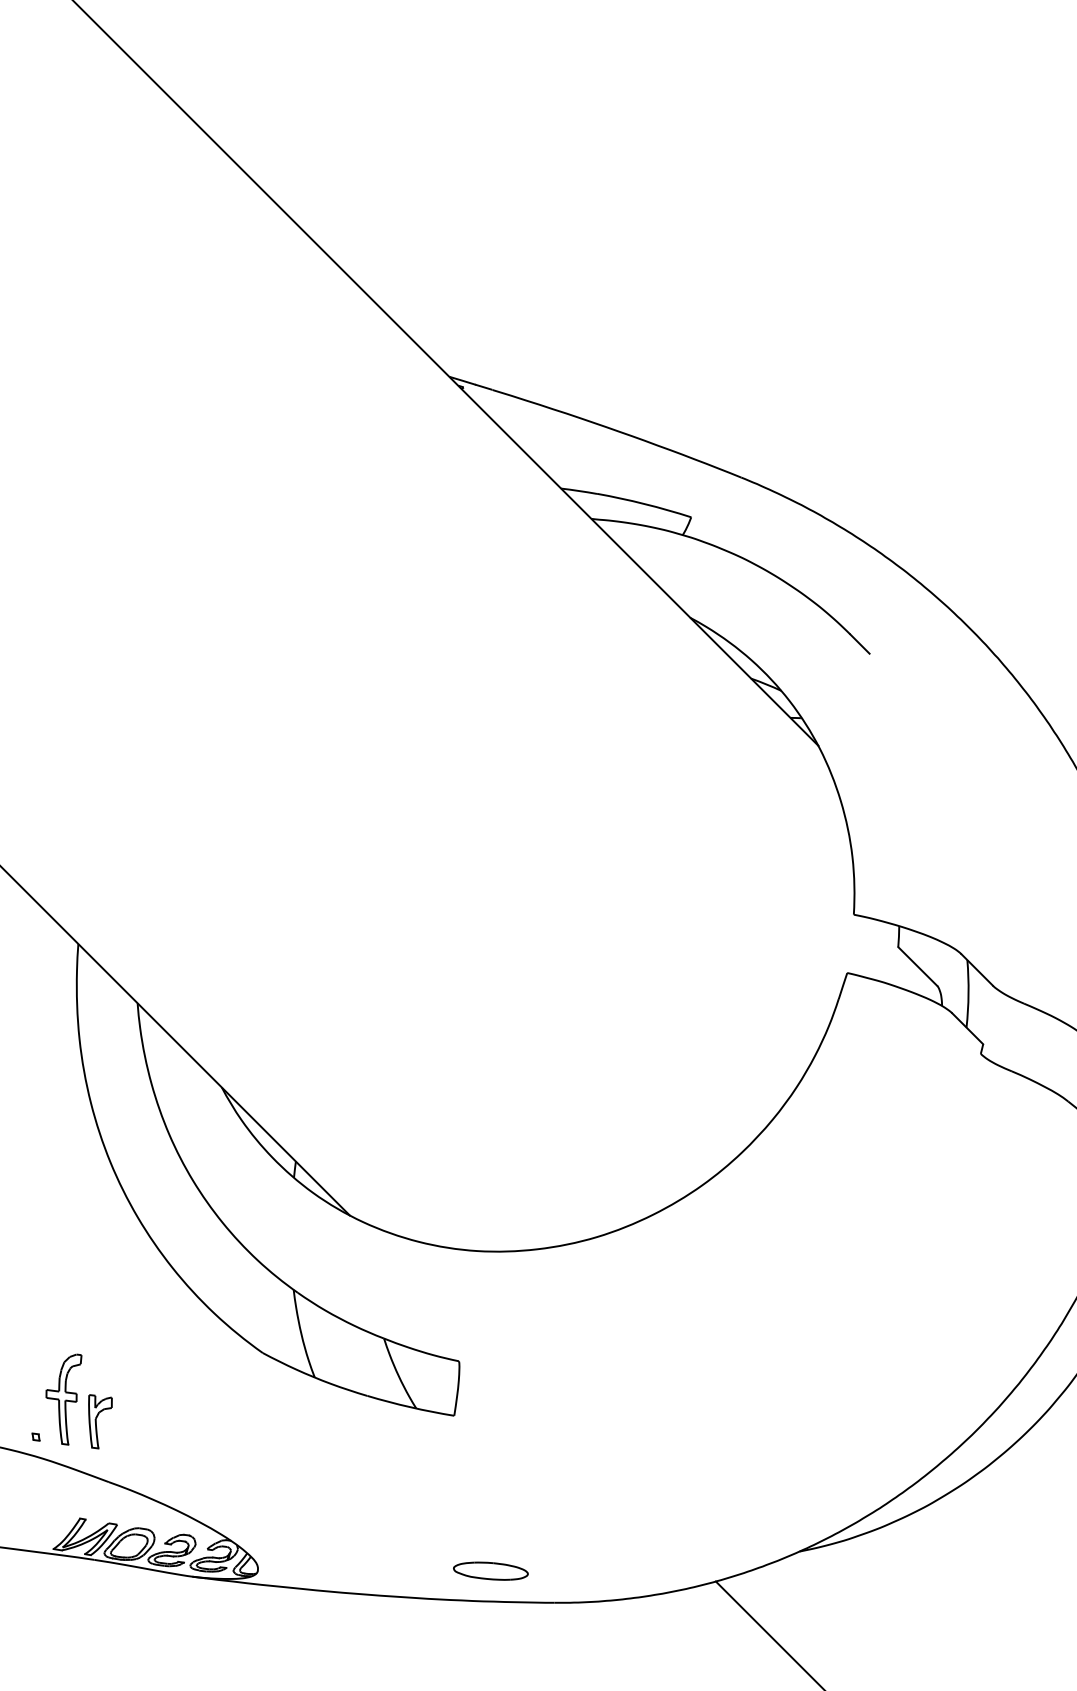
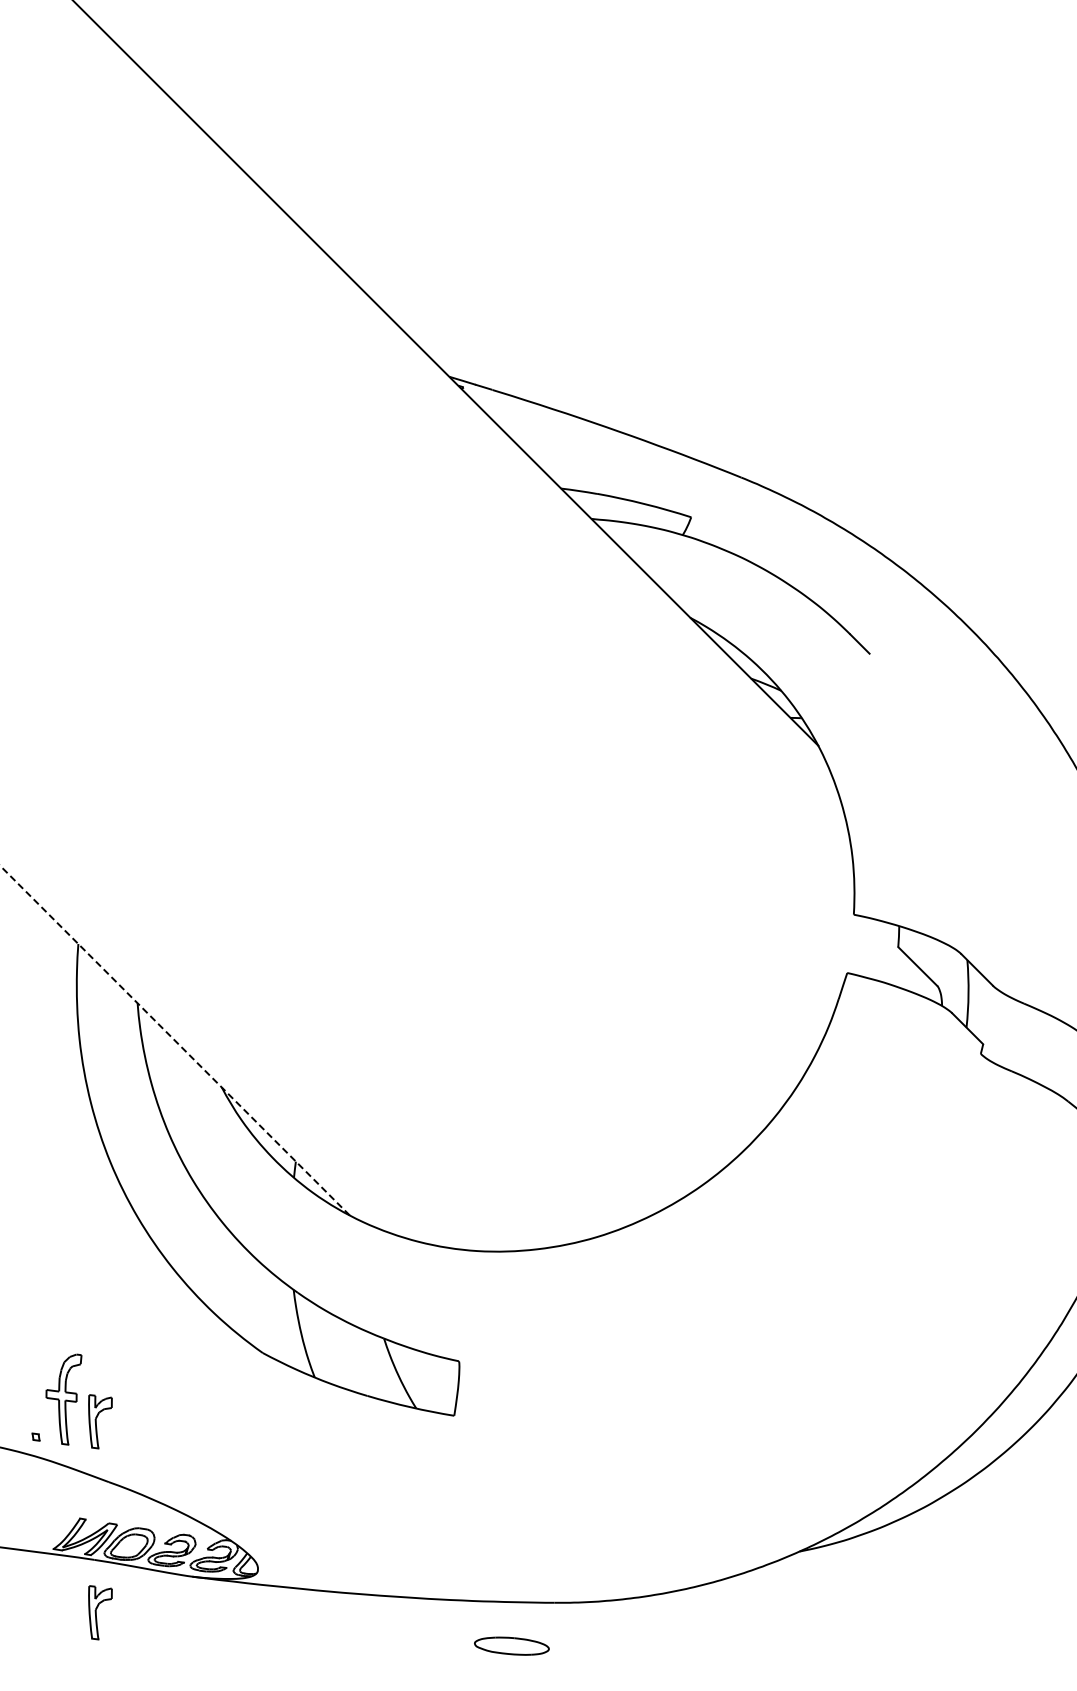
line: solid -> dashed (175, 1040)
part position: (490, 1570) -> (511, 1645) (511, 1645)
part: none -> present (100, 1612)
line: present -> none (768, 1634)
